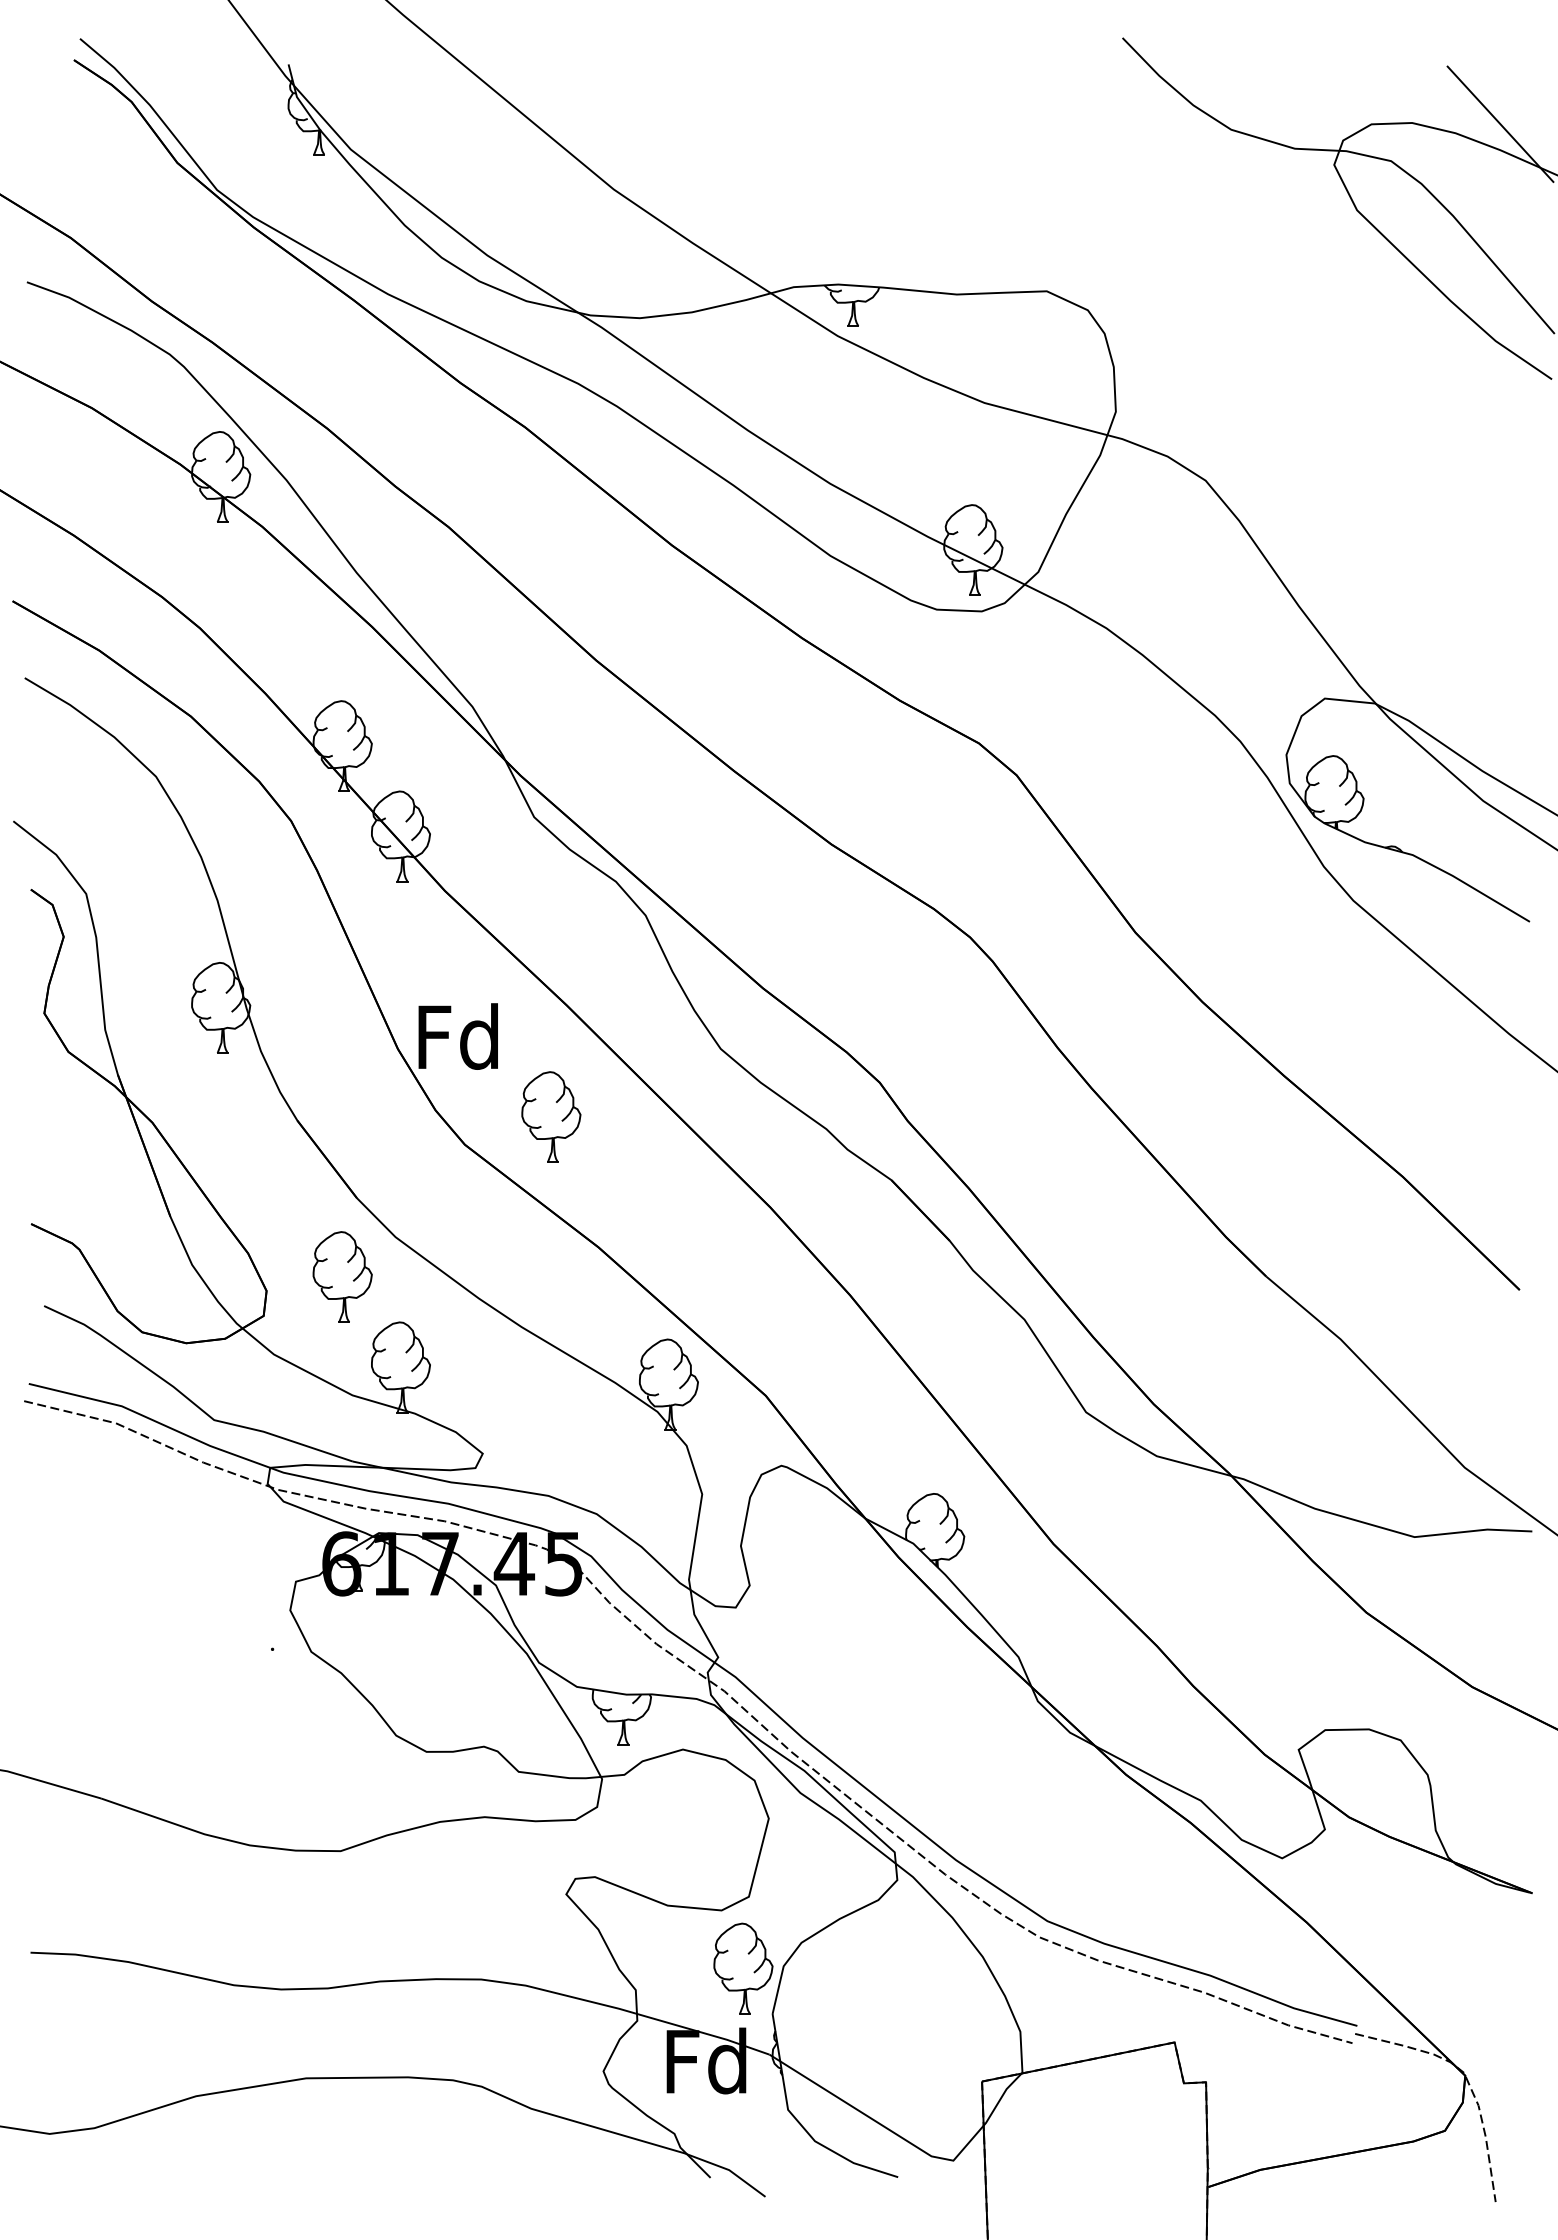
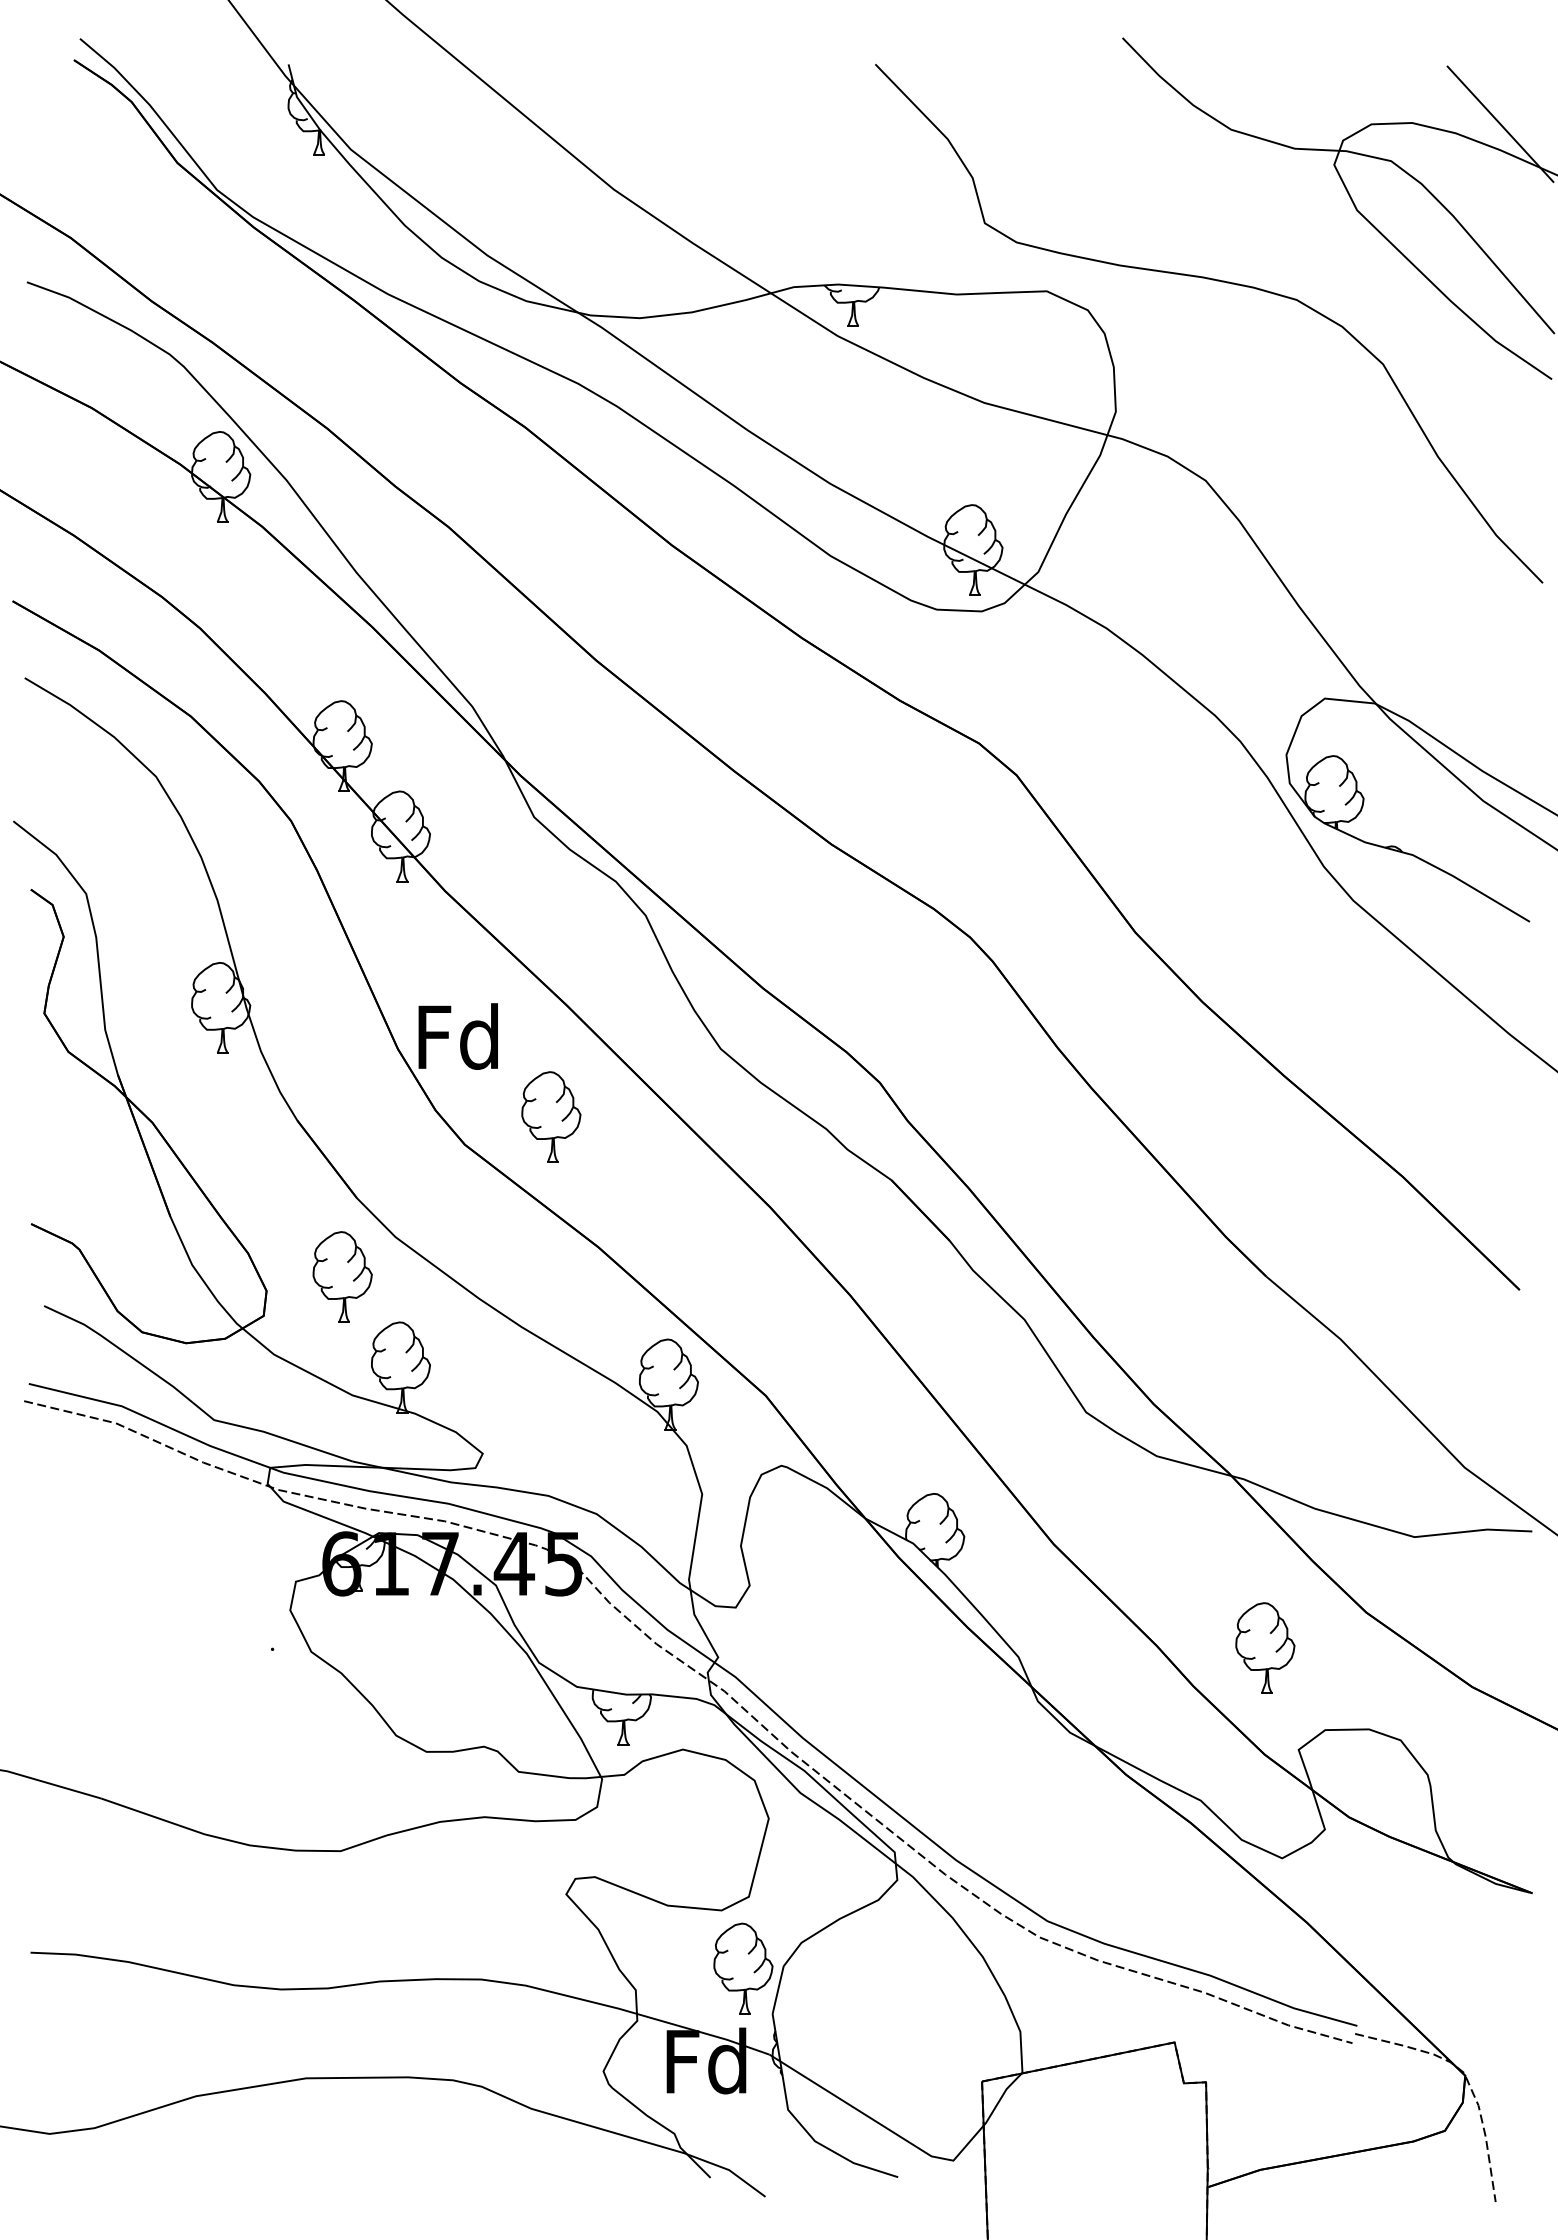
curve: none -> present (1216, 281)
part: none -> present (1265, 1647)
